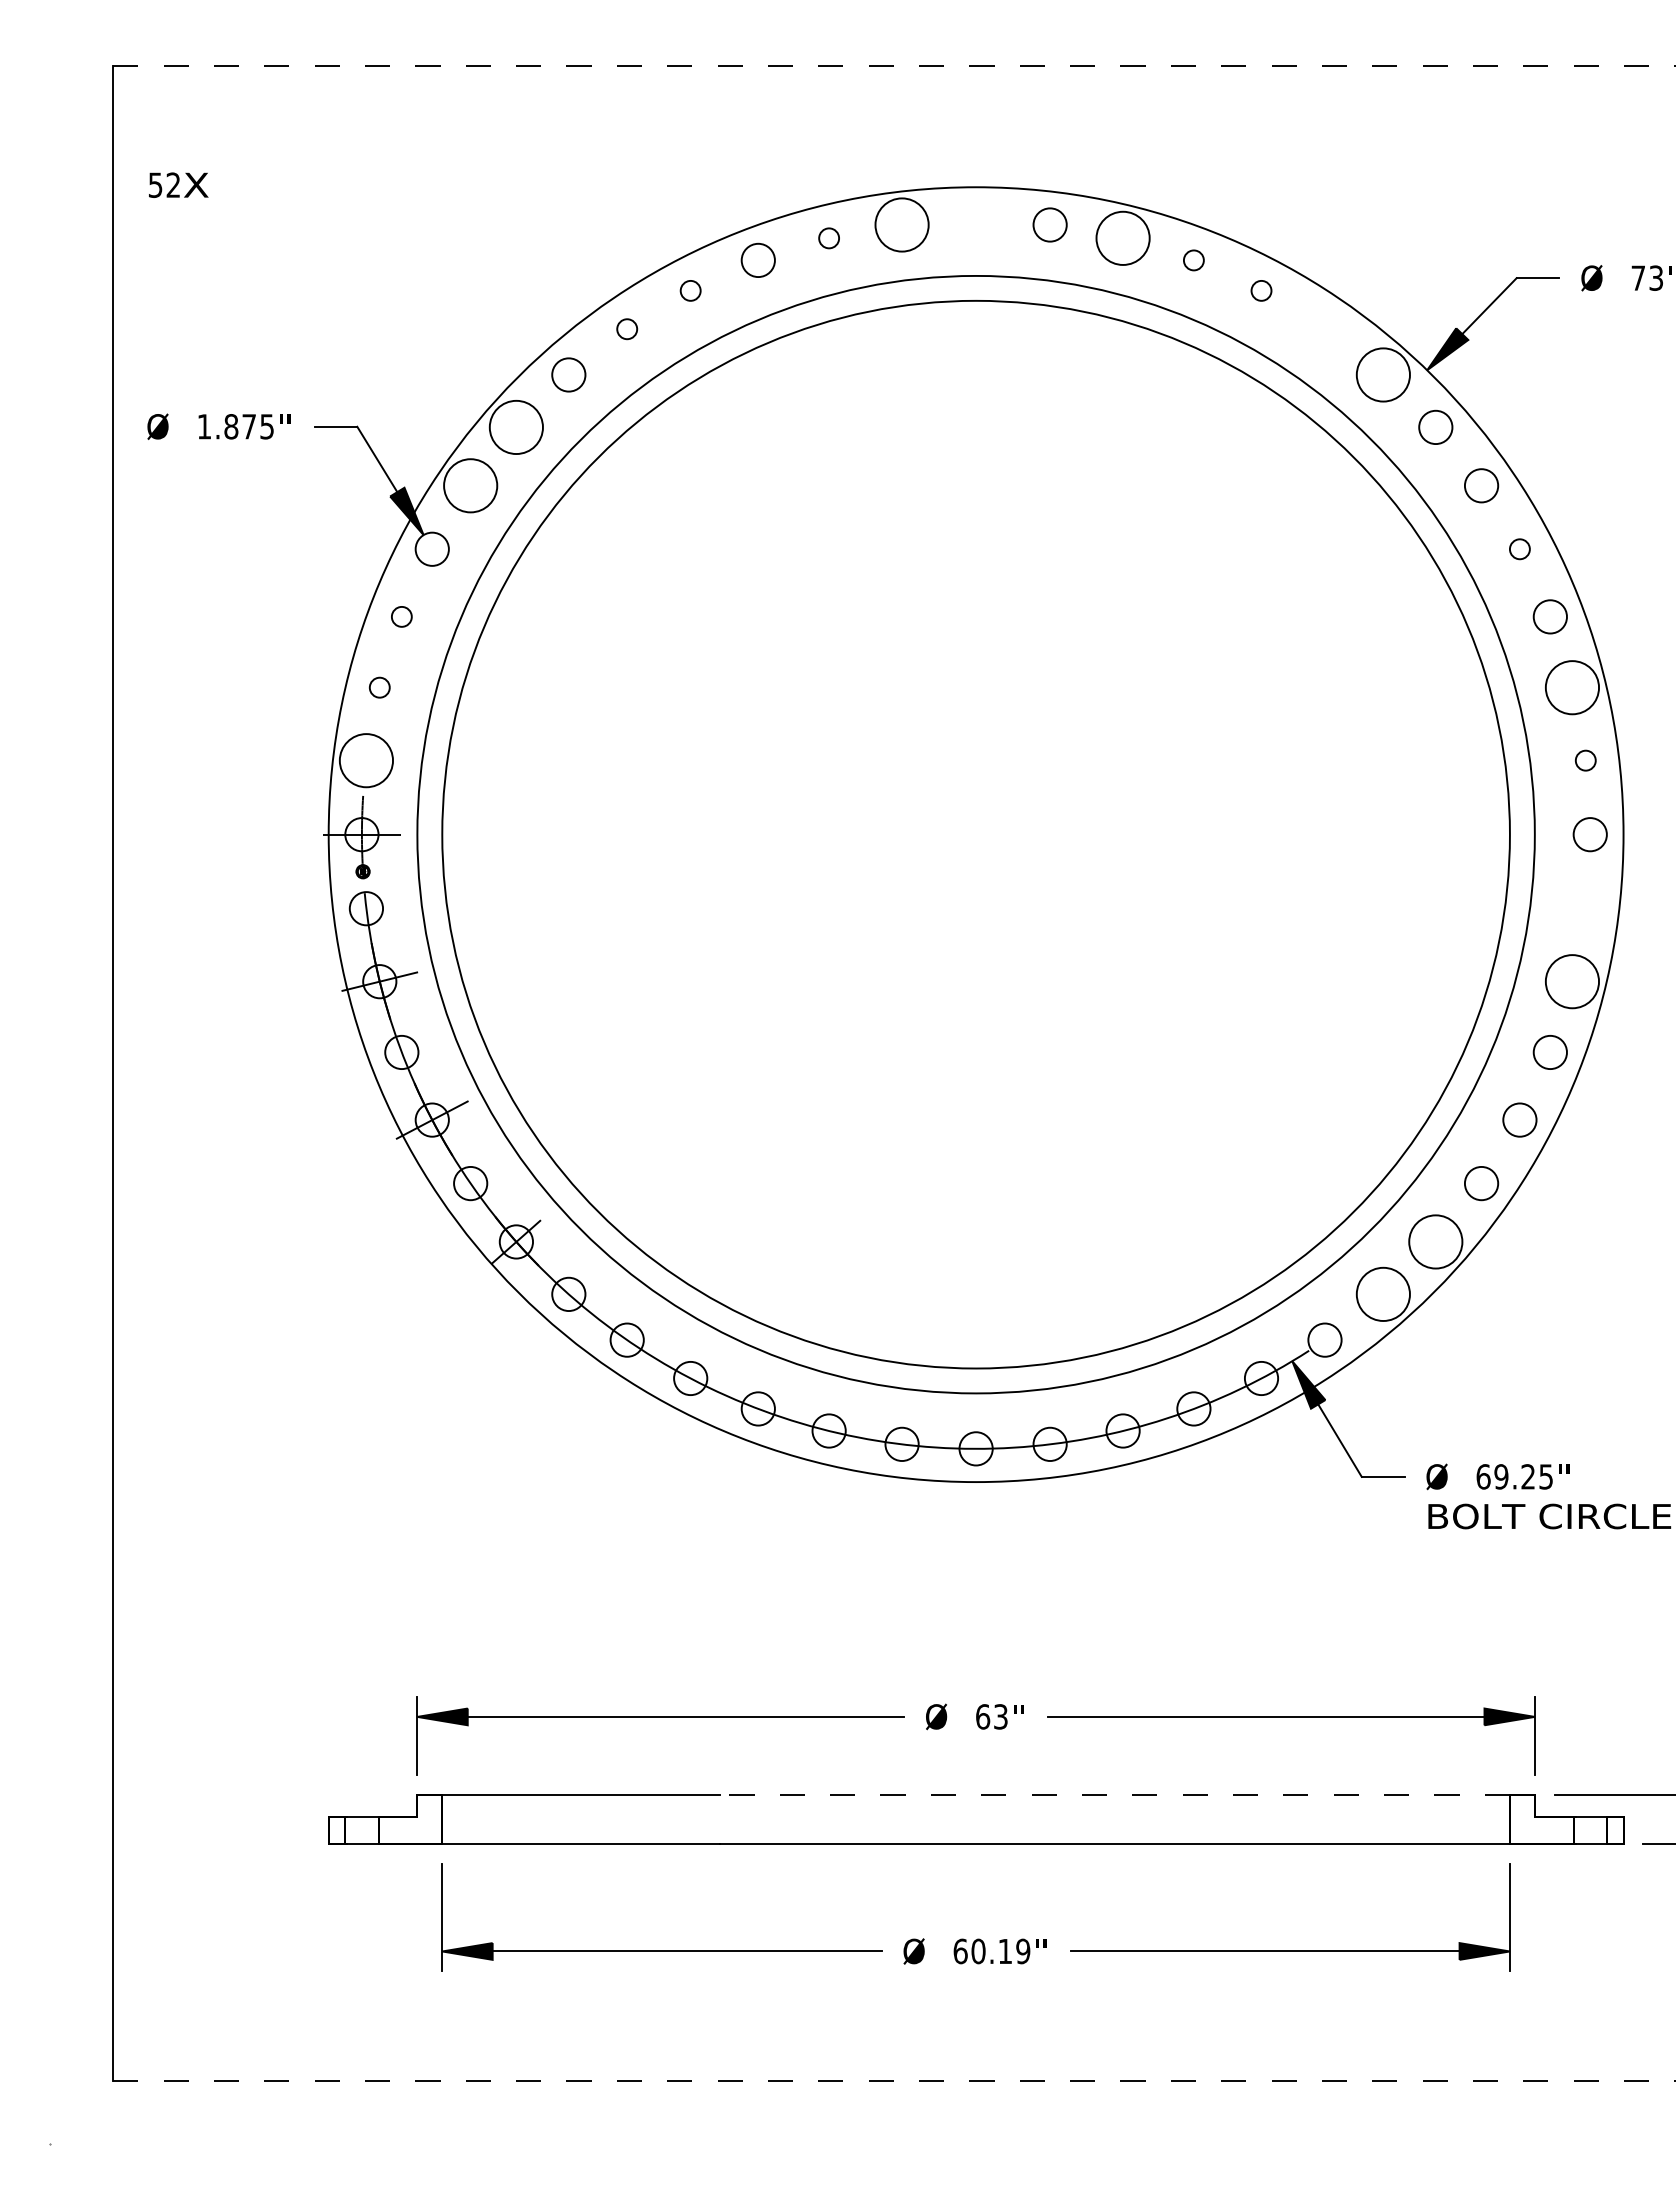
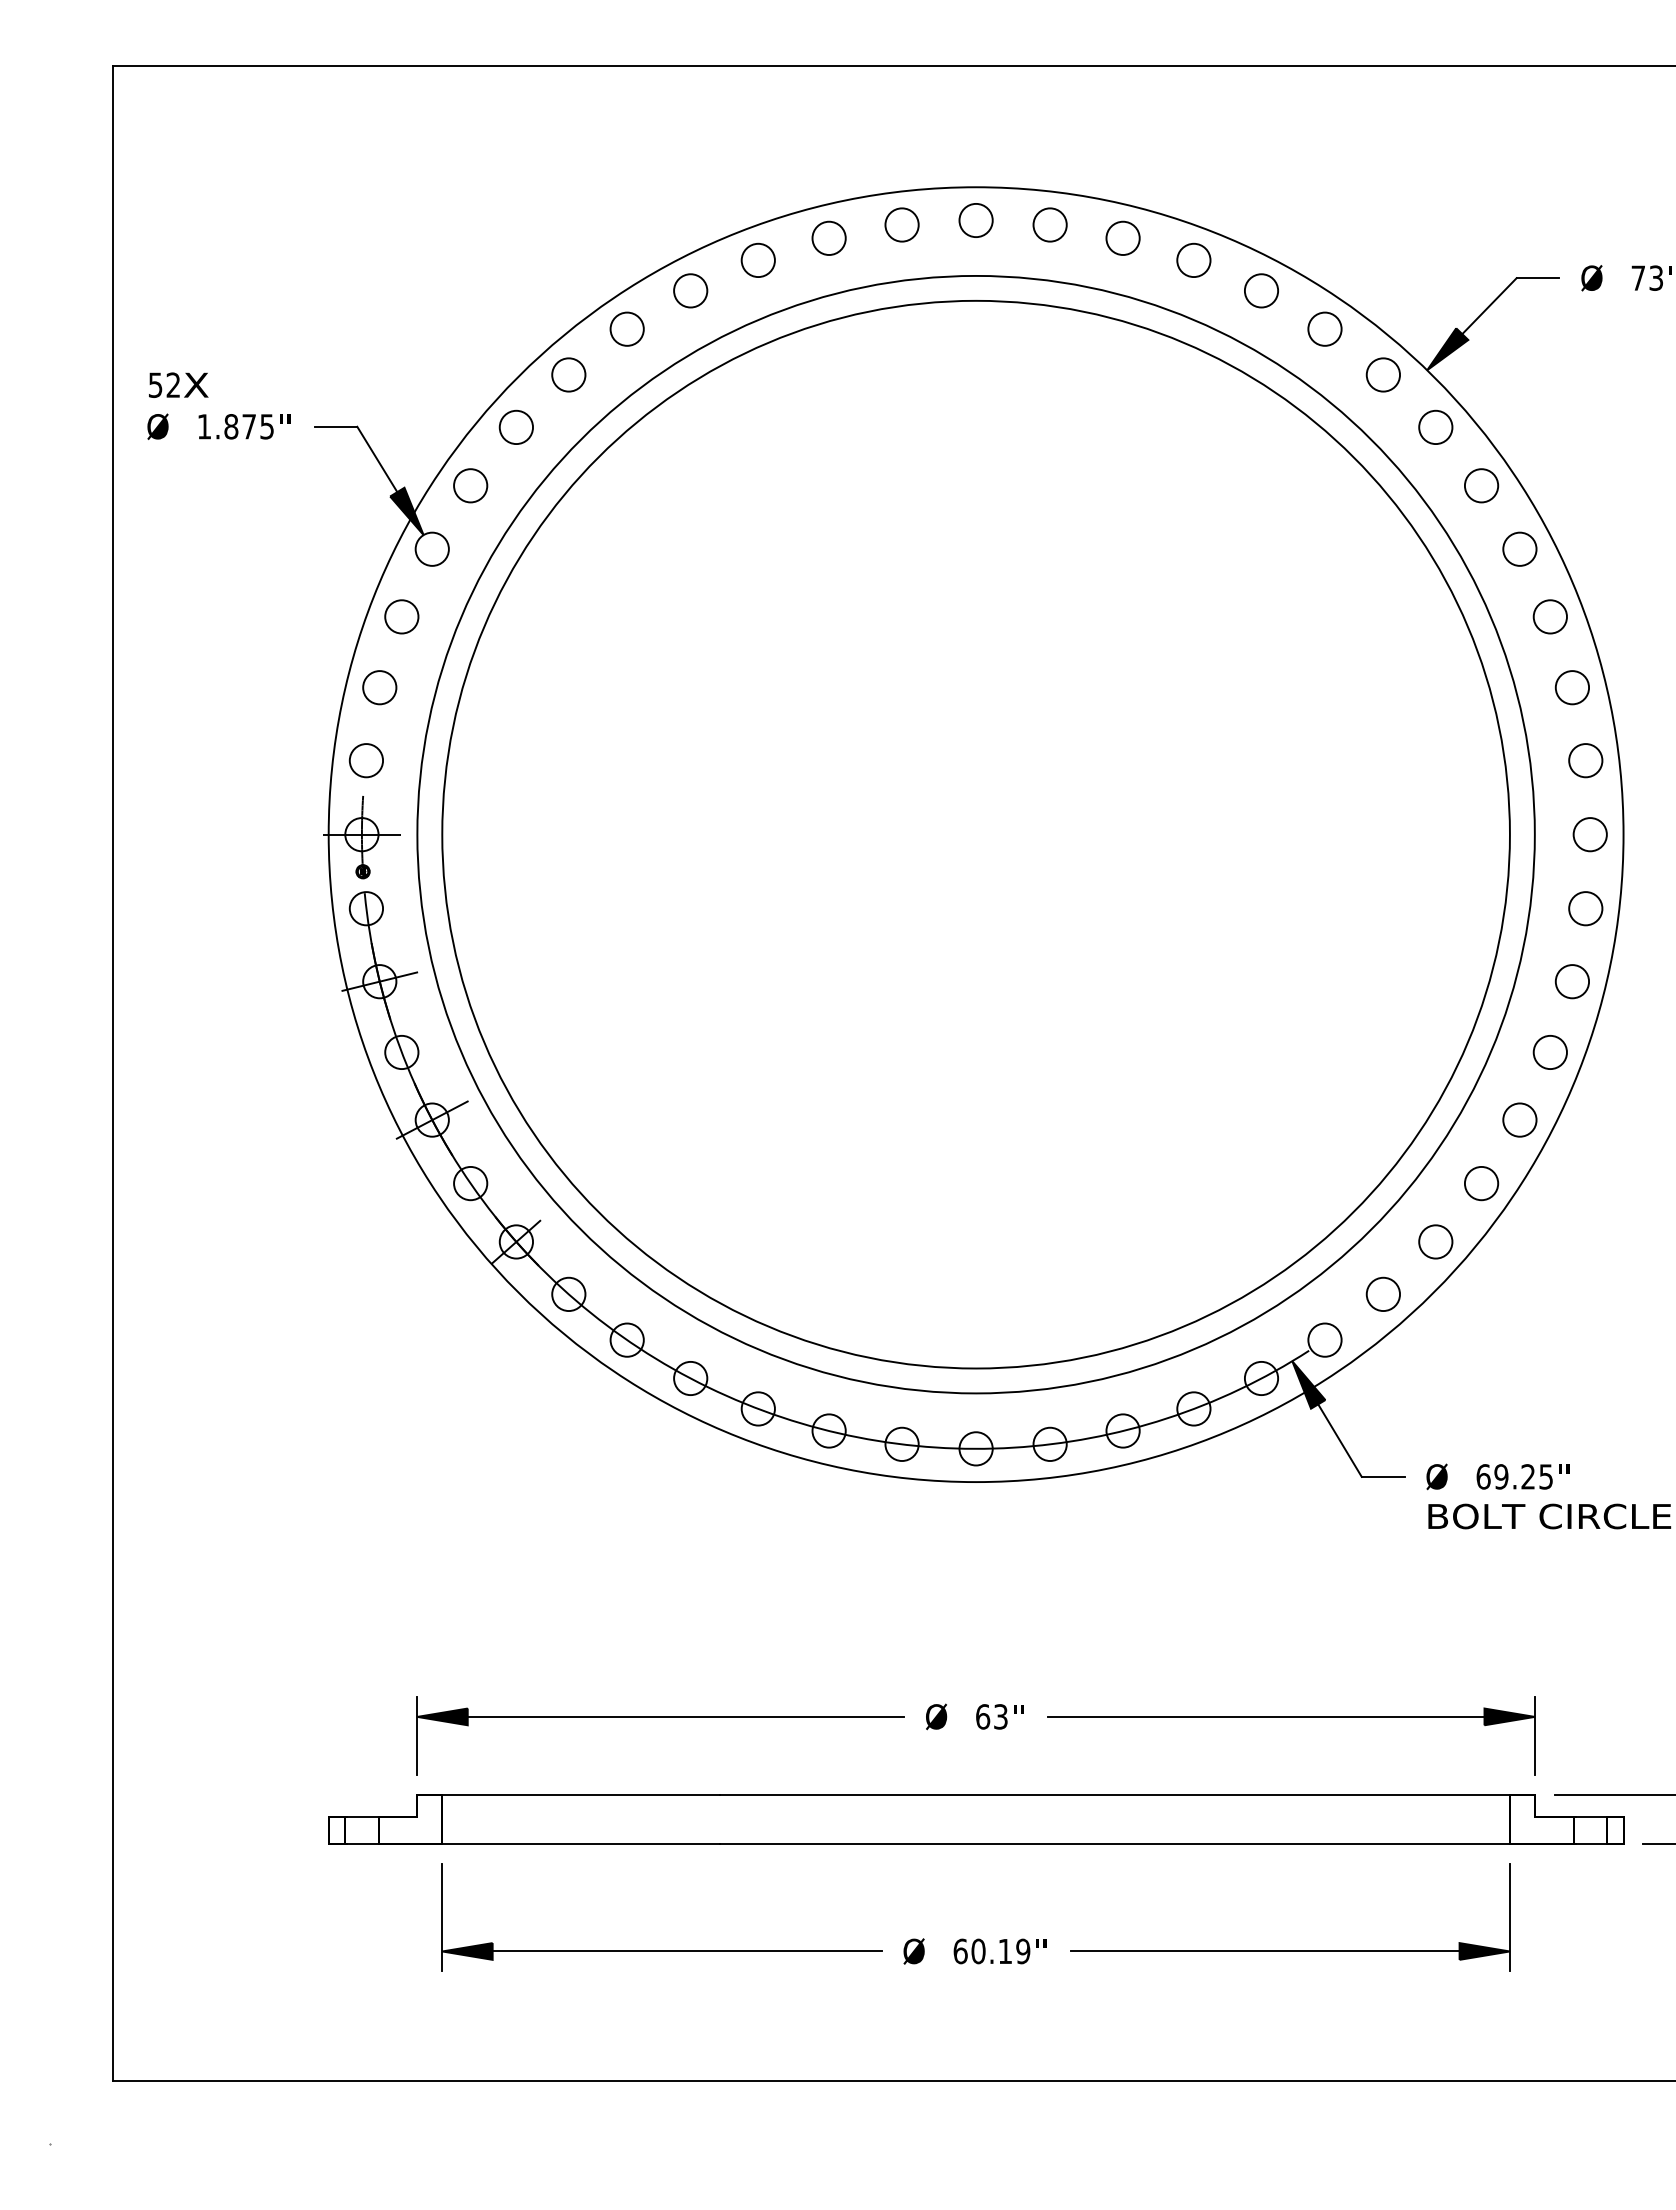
line: dashed -> solid (894, 66)
text position: (178, 184) -> (178, 384) (178, 384)
circle: none -> present (975, 220)
circle diameter: 53 px -> 33 px (901, 224)
circle diameter: 53 px -> 33 px (1122, 238)
circle diameter: 20 px -> 33 px (828, 238)
circle diameter: 20 px -> 33 px (1193, 260)
circle diameter: 20 px -> 33 px (690, 290)
circle diameter: 20 px -> 33 px (1261, 290)
circle: none -> present (1324, 328)
circle diameter: 20 px -> 33 px (626, 328)
circle diameter: 53 px -> 33 px (1383, 374)
circle diameter: 53 px -> 33 px (516, 427)
circle diameter: 53 px -> 33 px (470, 485)
circle diameter: 20 px -> 33 px (1519, 548)
circle diameter: 20 px -> 33 px (401, 616)
circle diameter: 20 px -> 33 px (379, 687)
circle diameter: 53 px -> 33 px (1572, 687)
circle diameter: 53 px -> 33 px (366, 760)
circle diameter: 20 px -> 33 px (1585, 760)
circle: none -> present (1585, 908)
circle diameter: 53 px -> 33 px (1572, 981)
circle diameter: 53 px -> 33 px (1435, 1241)
circle diameter: 53 px -> 33 px (1383, 1294)
line: dashed -> solid (1115, 1794)
line: dashed -> solid (894, 2080)
